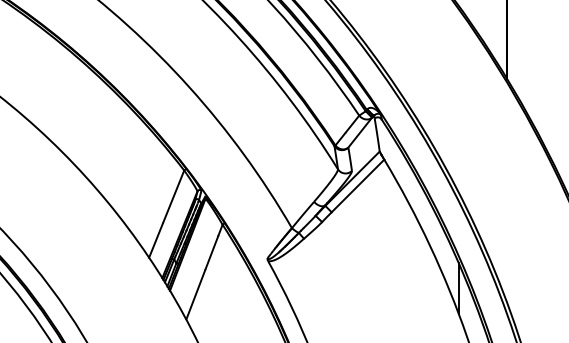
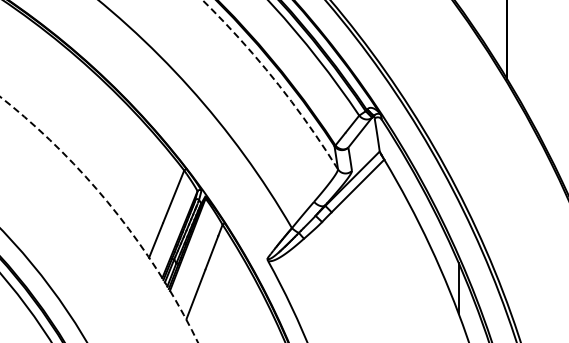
arc: solid -> dashed (275, 80)
circle: solid -> dashed (99, 219)
